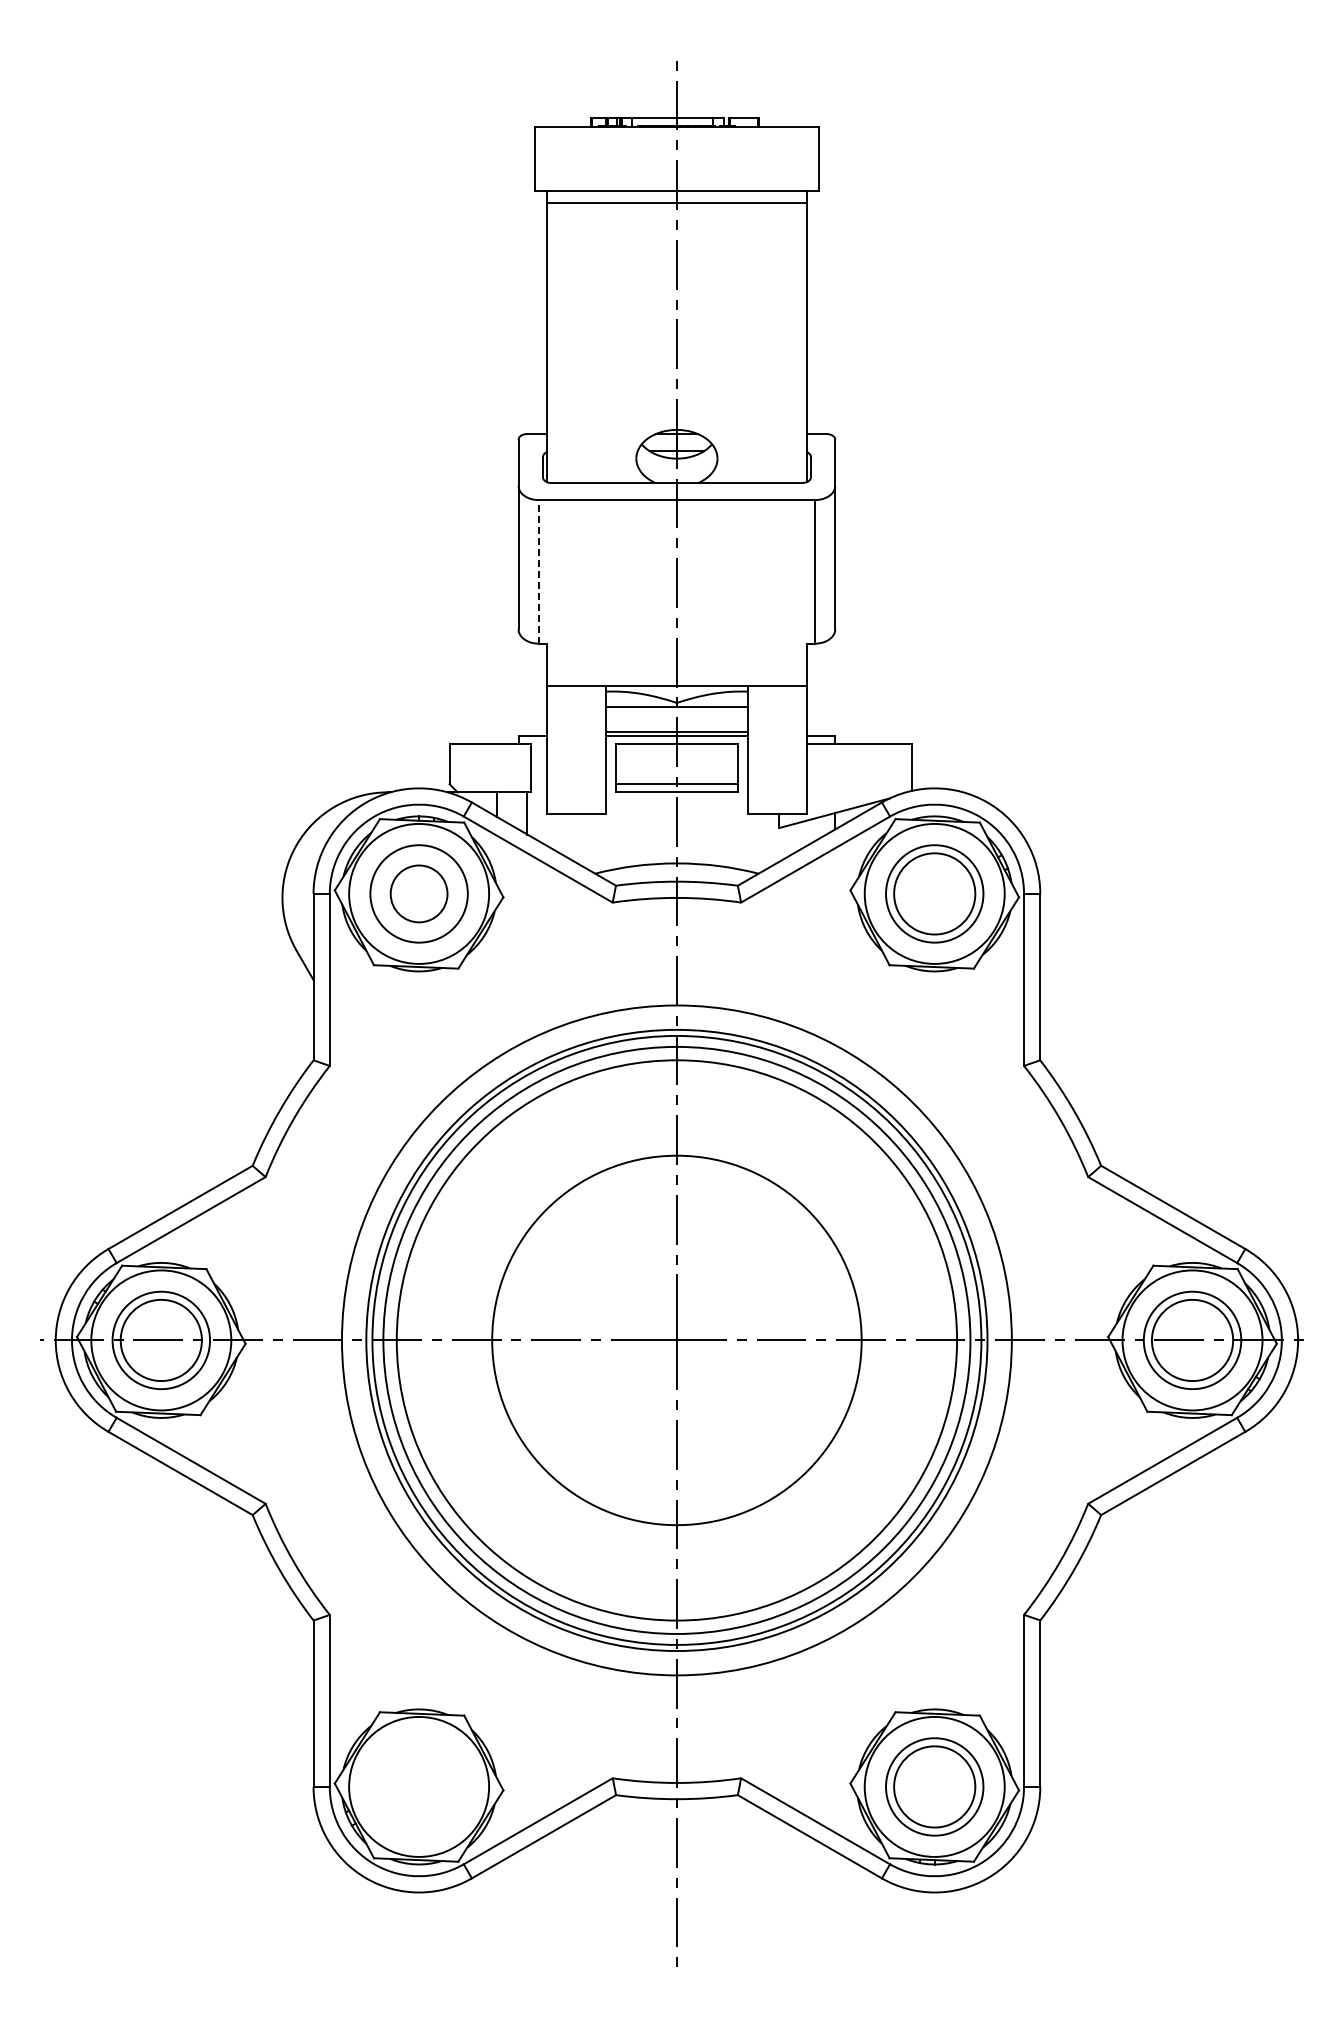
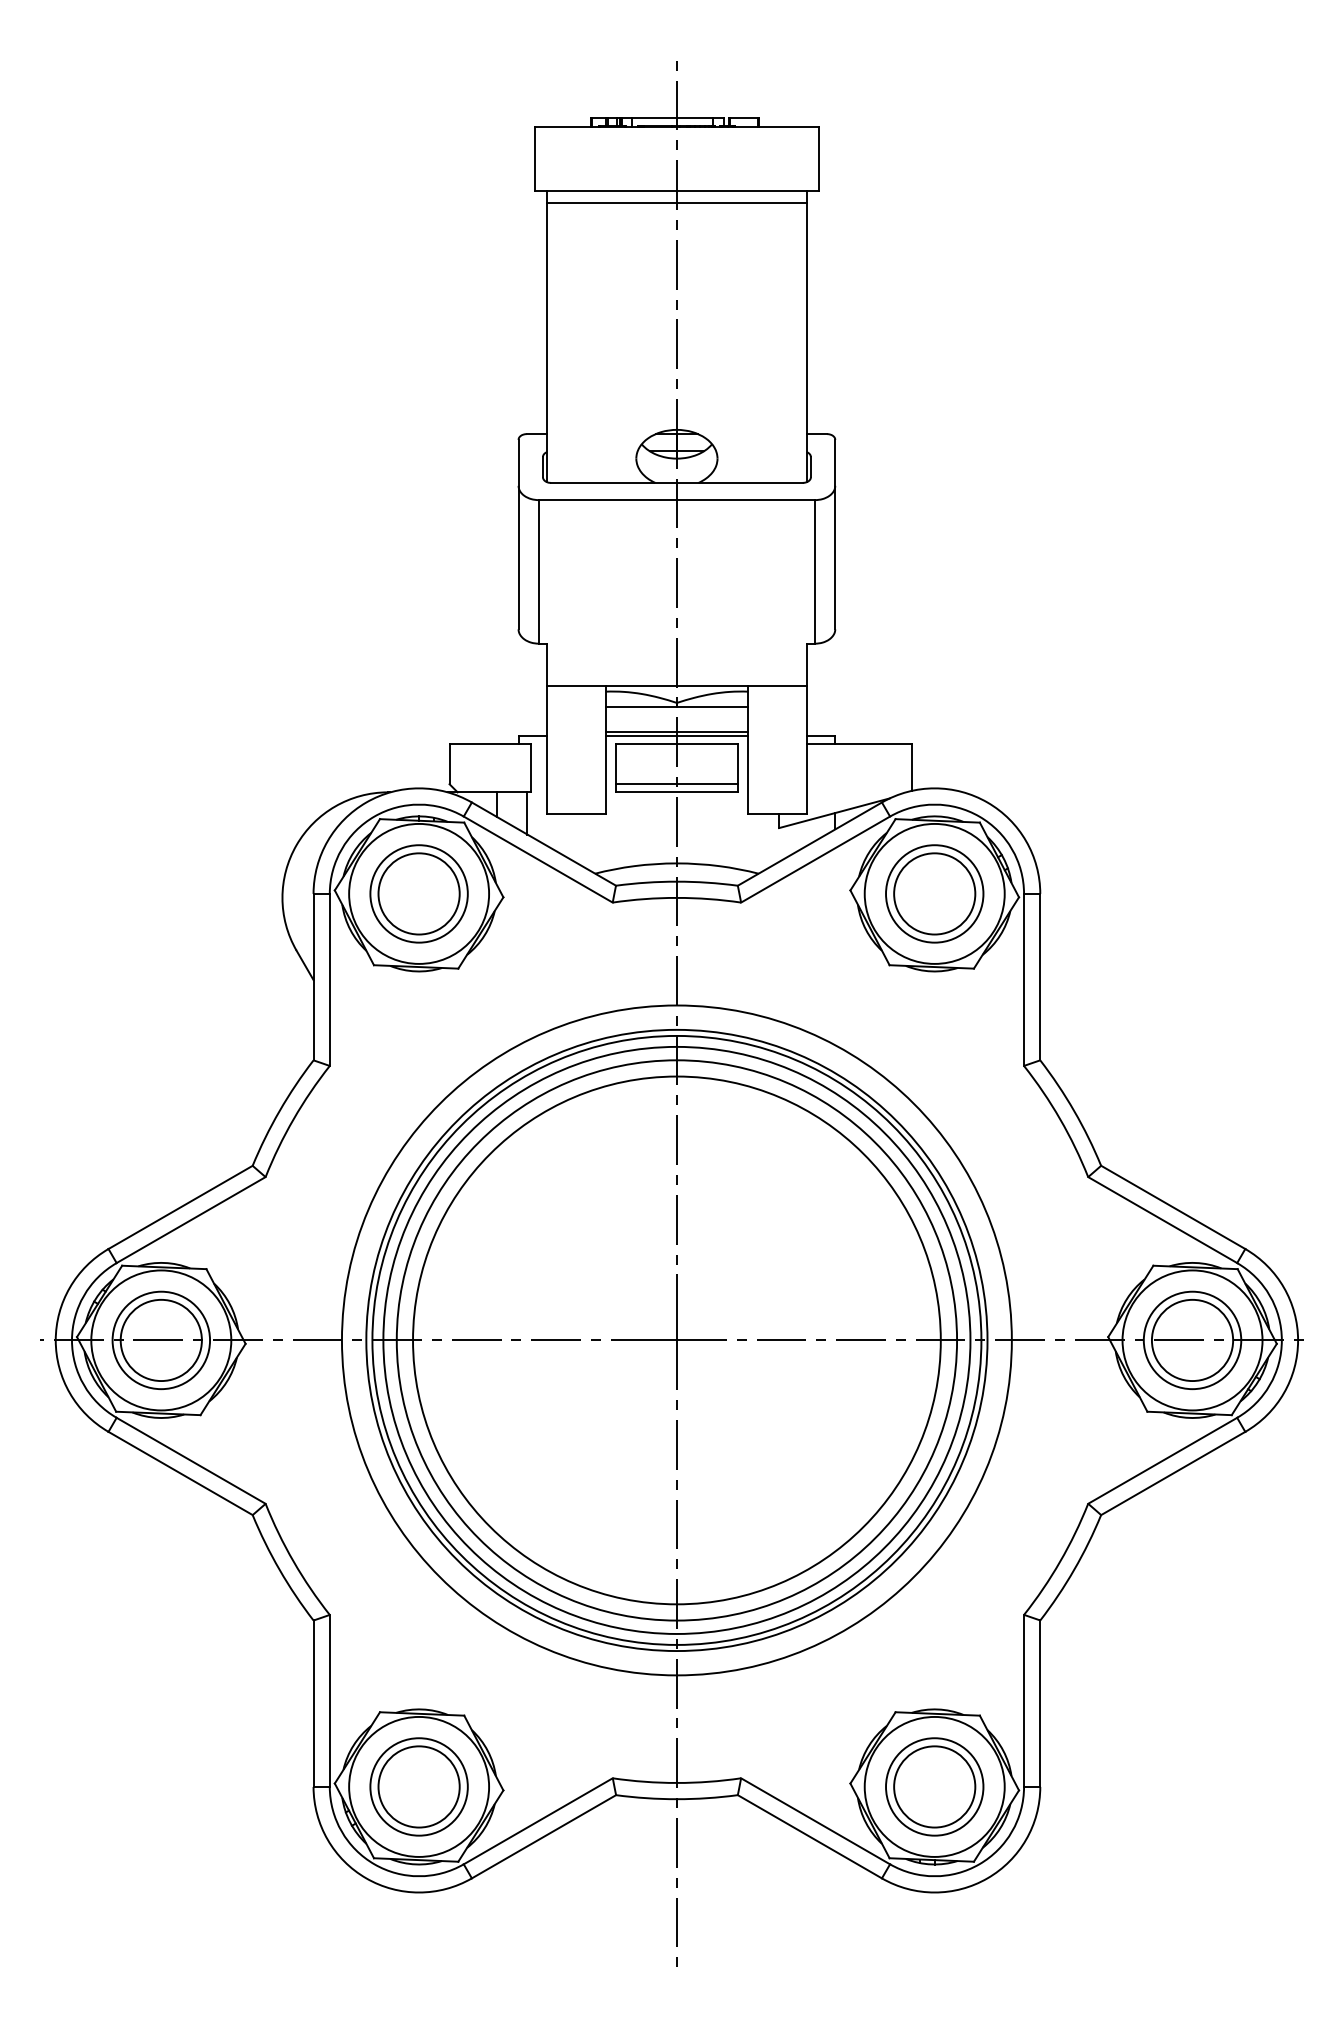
line: dashed -> solid (538, 571)
circle diameter: 57 px -> 81 px (418, 893)
circle diameter: 369 px -> 528 px (676, 1340)
part: none -> present (418, 1786)
